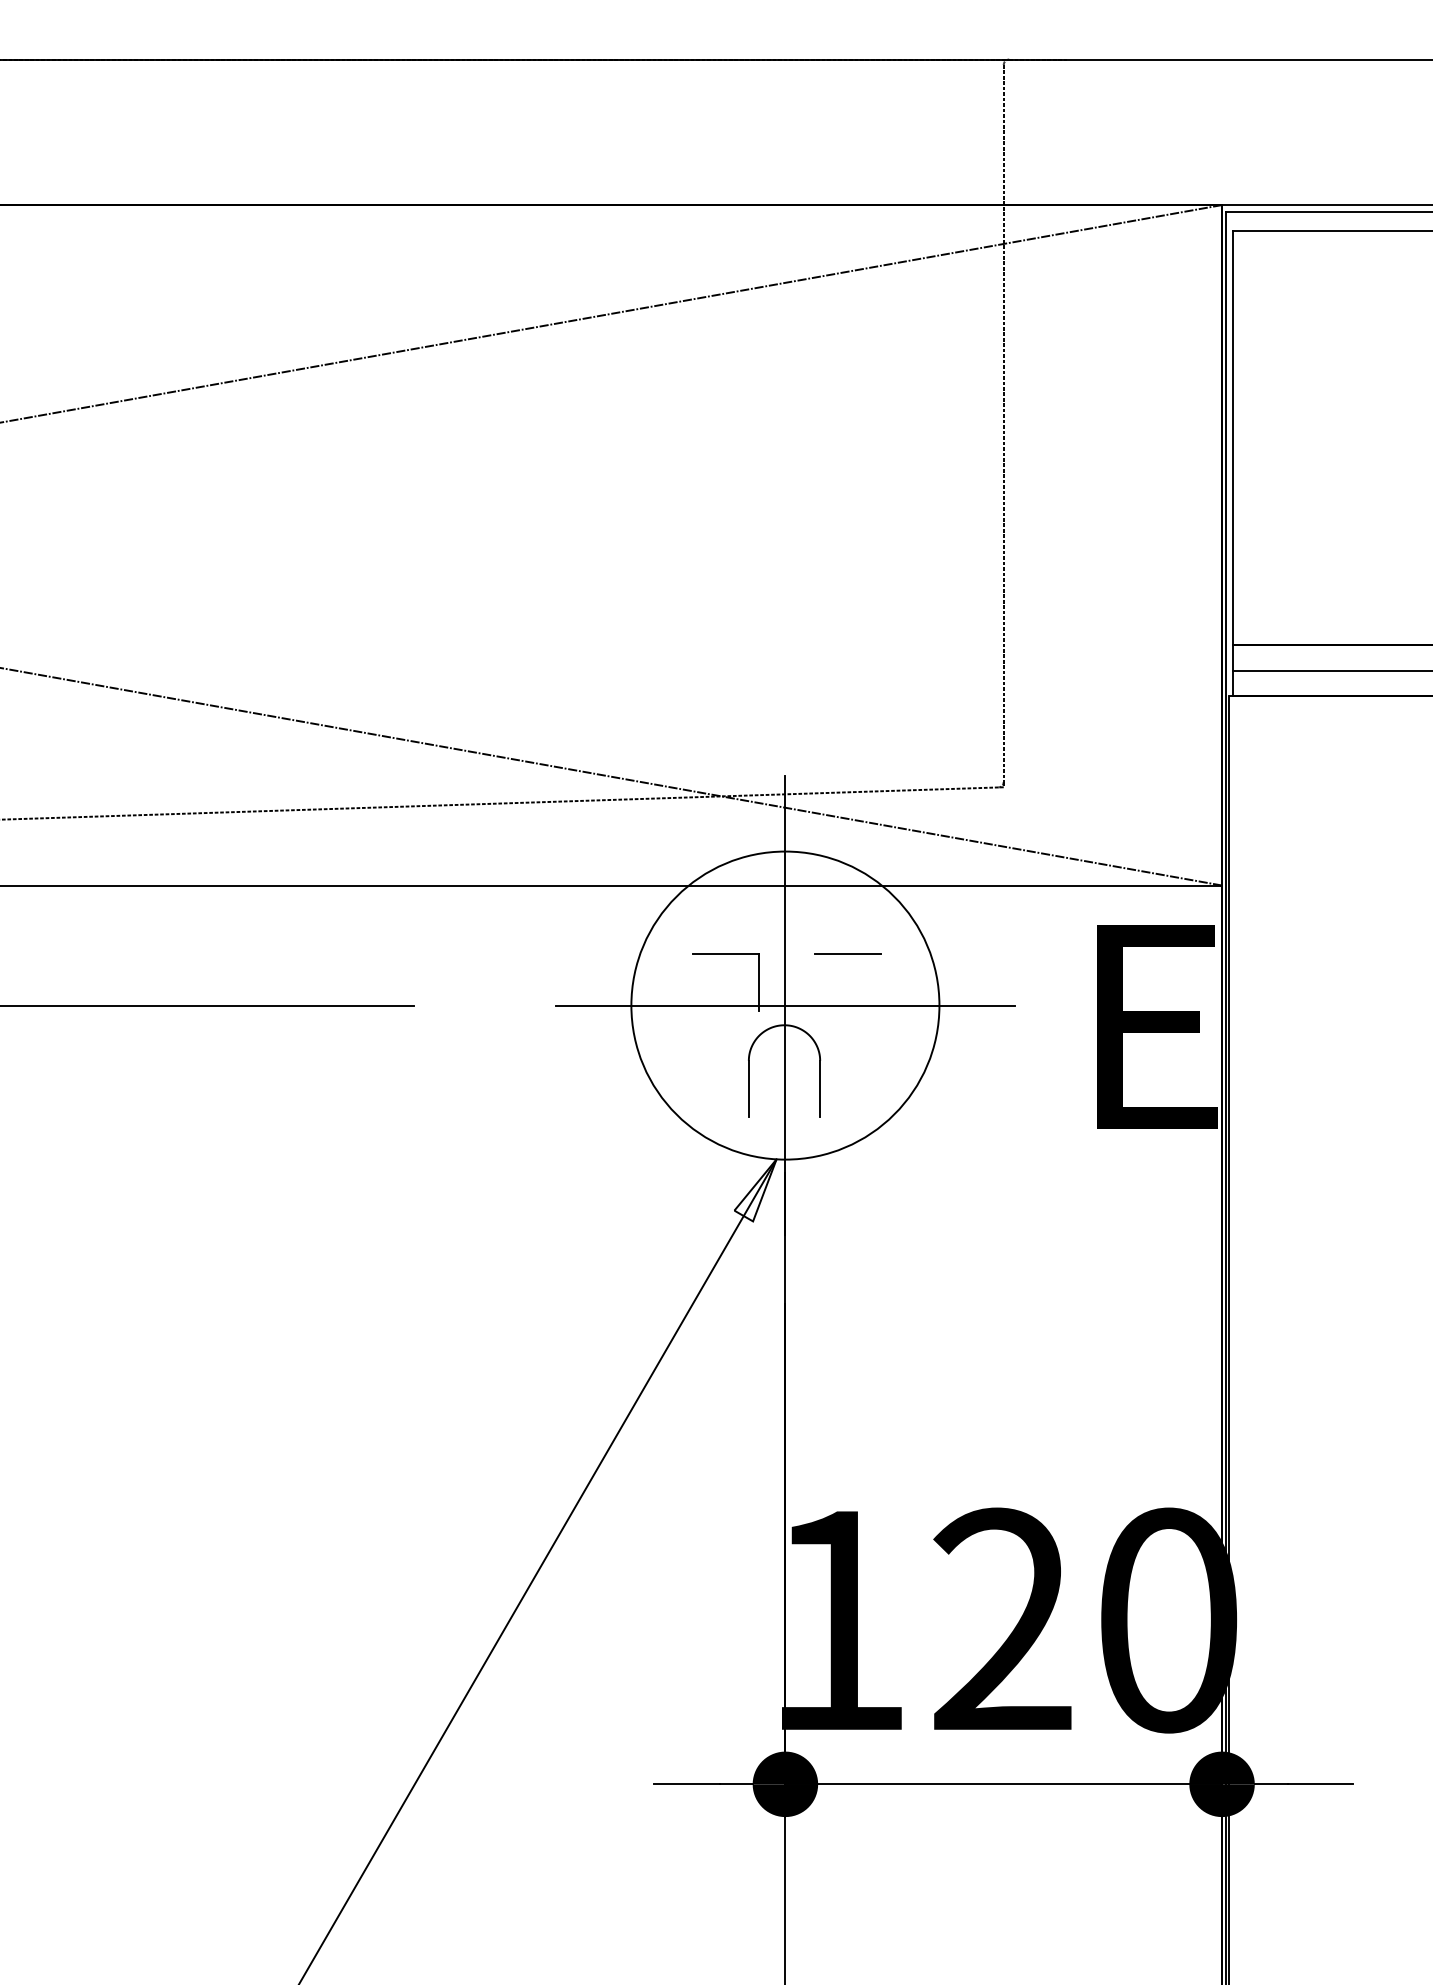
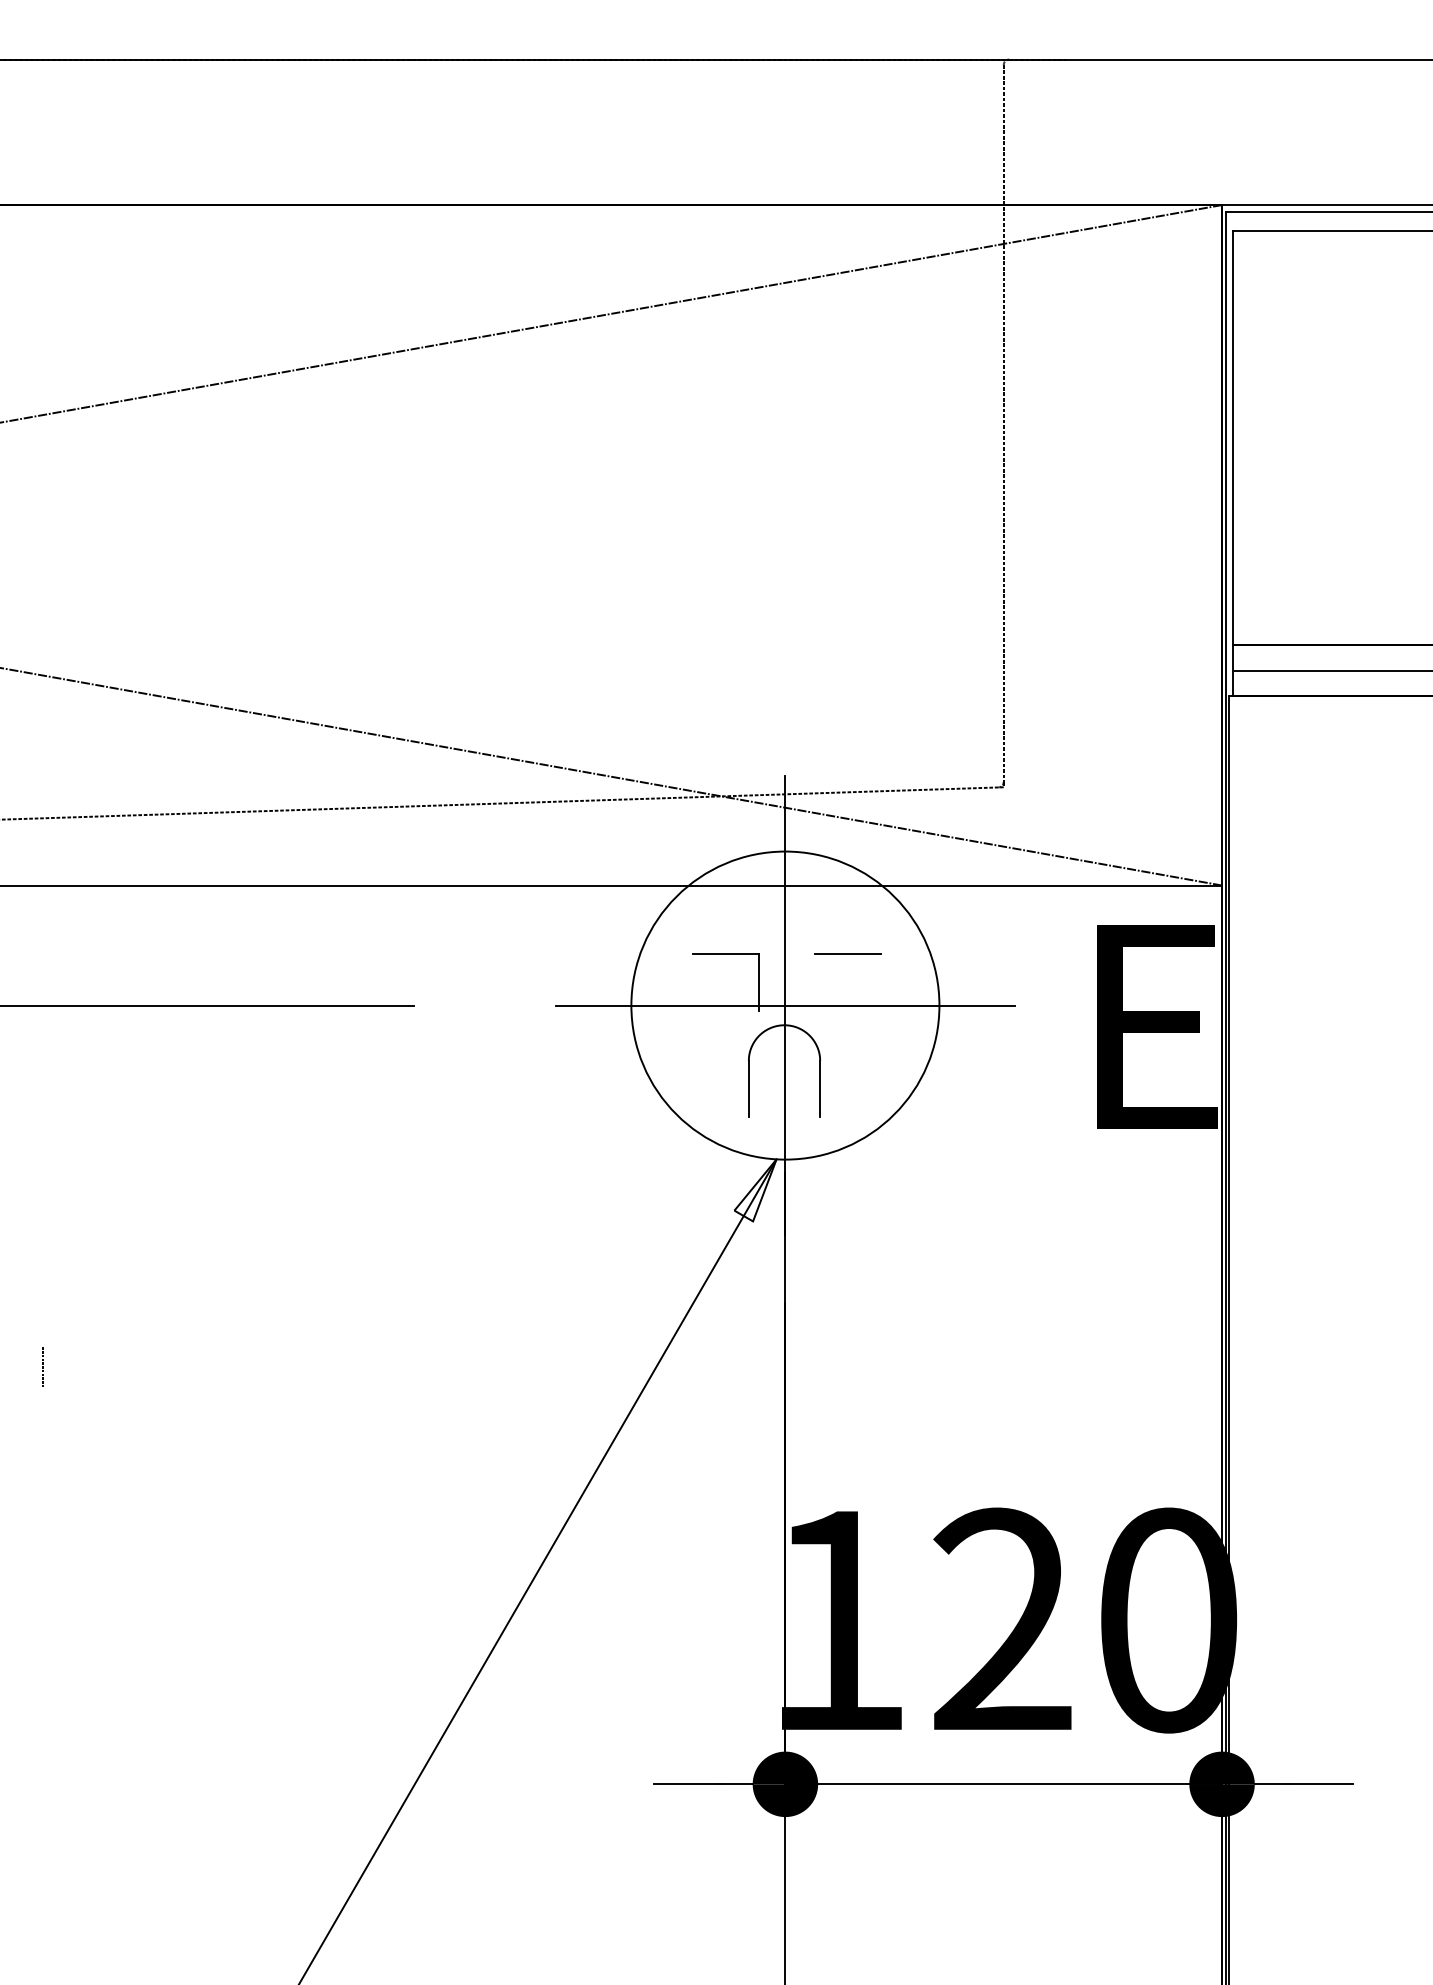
line: none -> present (42, 1366)
